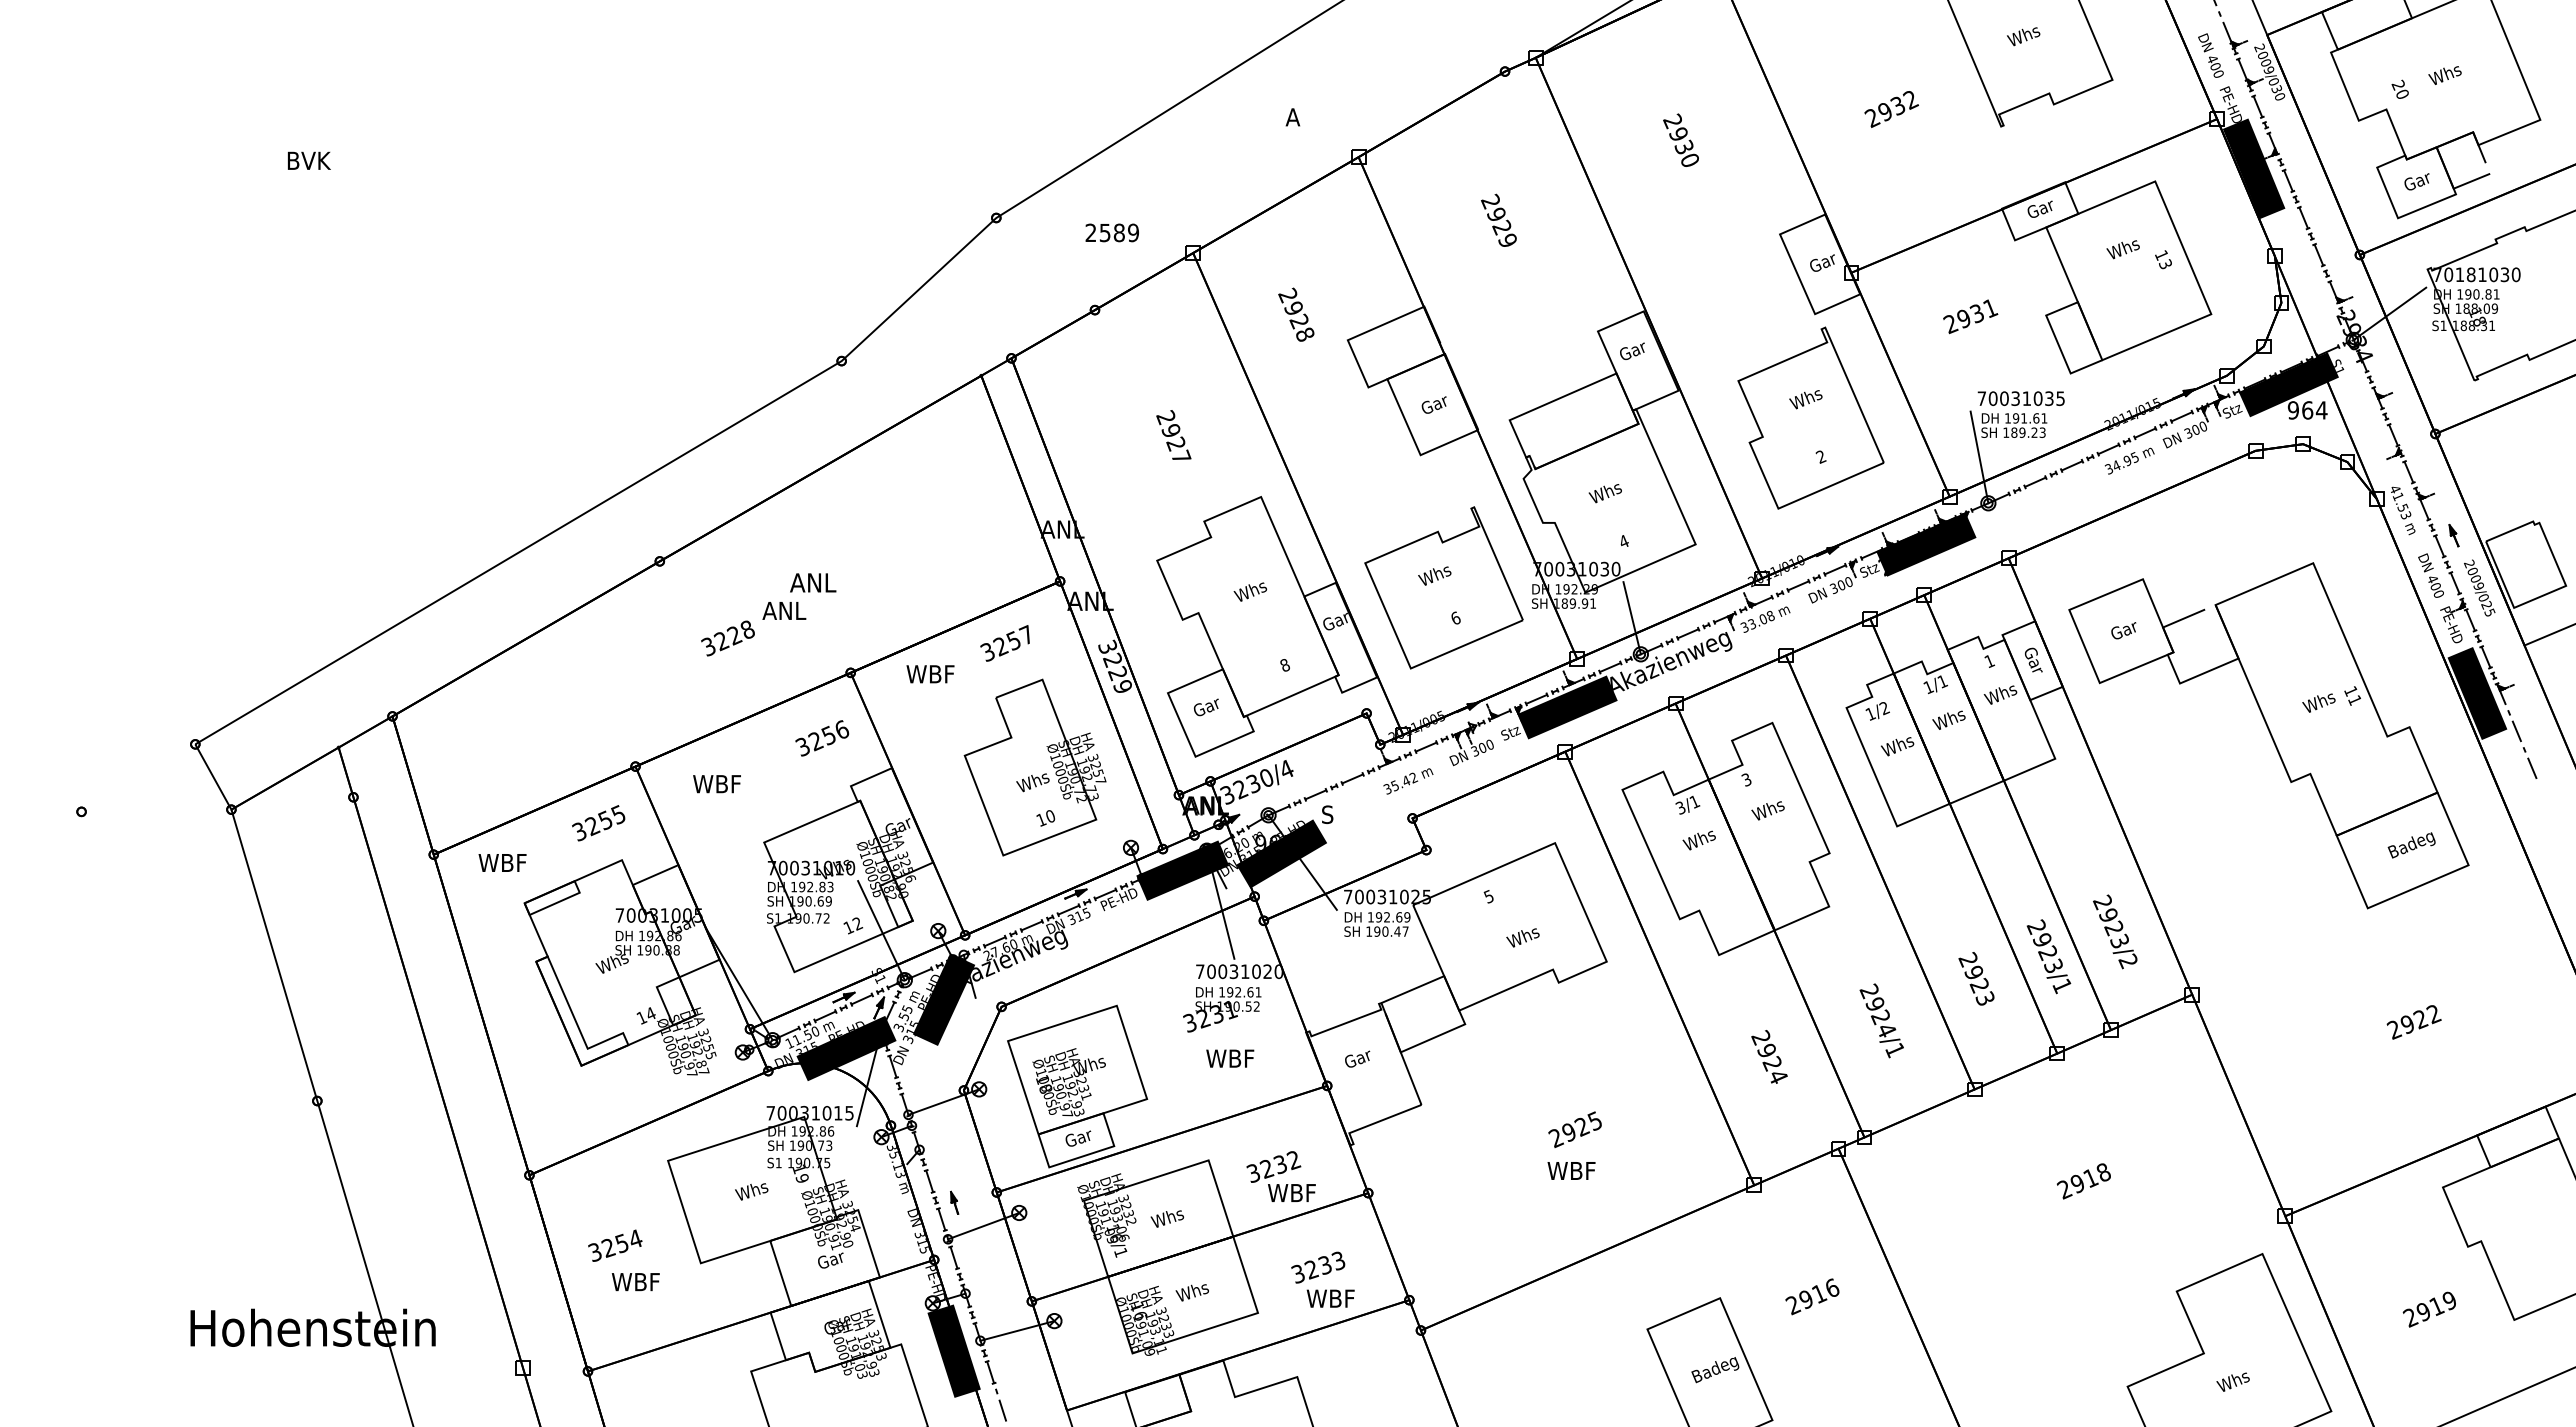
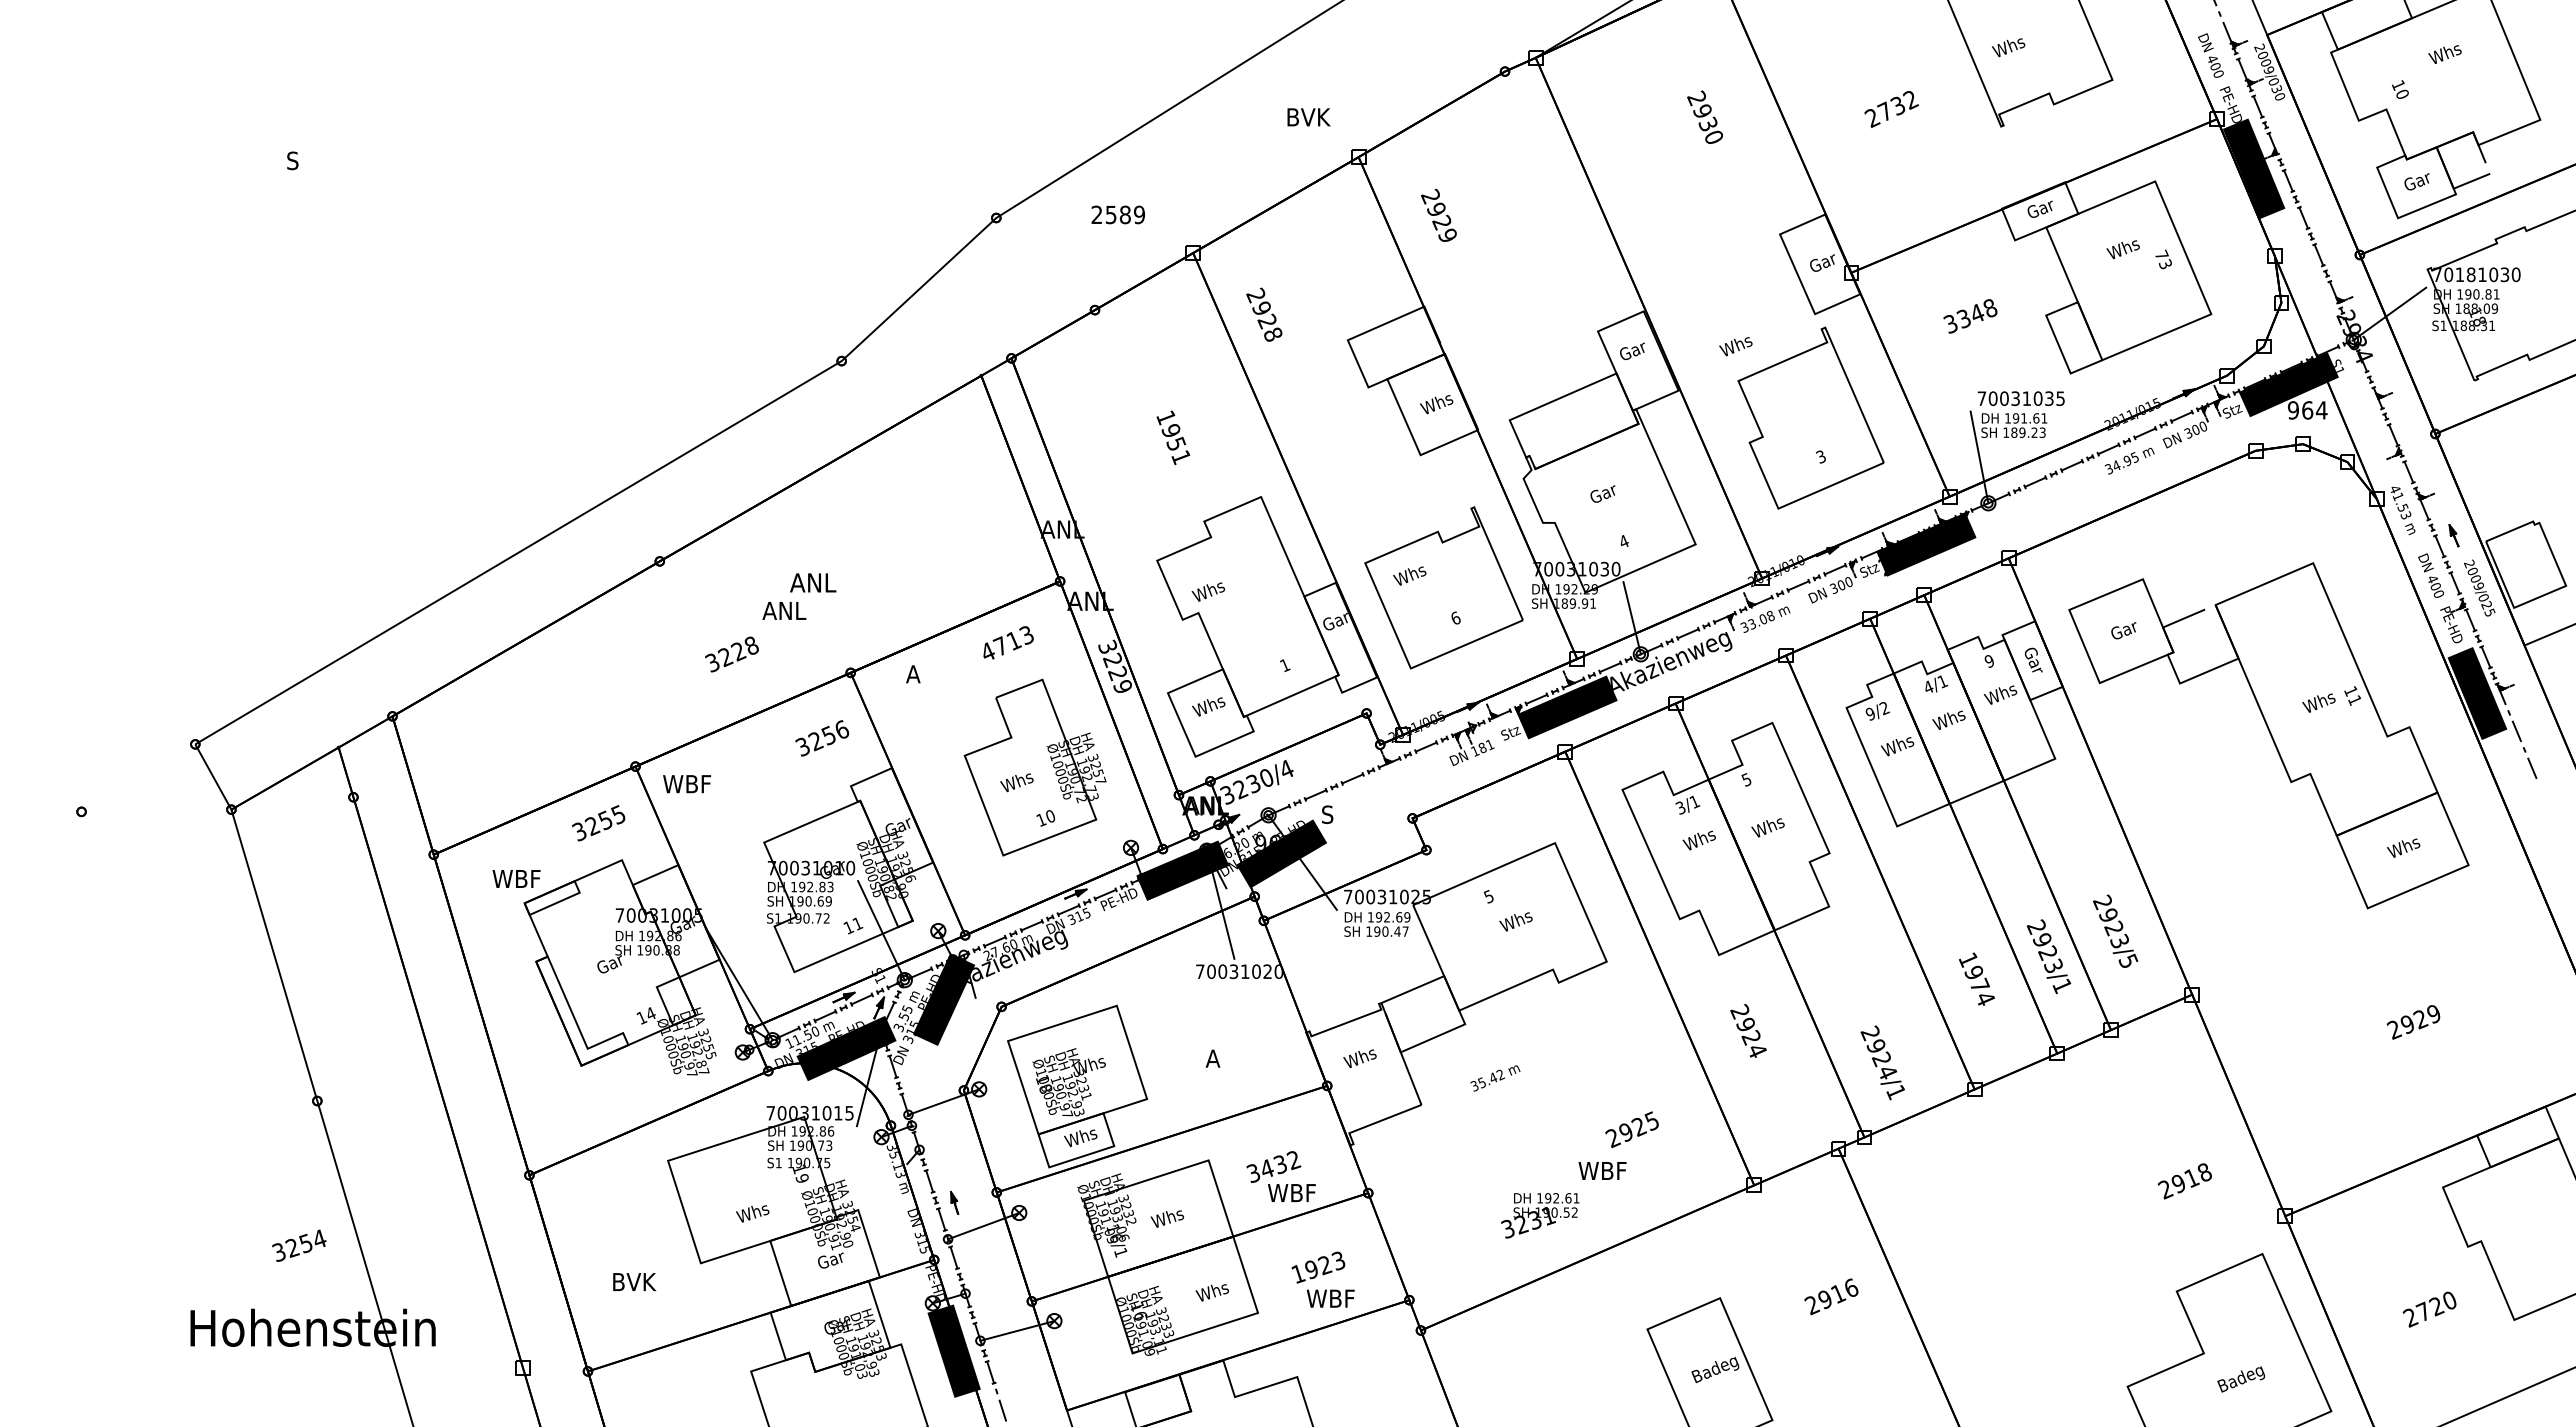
text position: (2023, 36) -> (2008, 47) (2008, 47)
text position: (2444, 75) -> (2444, 54) (2444, 54)
text: 20 -> 10 (2397, 84)
text: 2932 -> 2732 (1884, 111)
text: A -> BVK (1307, 117)
text position: (1680, 139) -> (1704, 116) (1704, 116)
text: BVK -> S (308, 160)
text position: (1498, 219) -> (1438, 214) (1438, 214)
text position: (1111, 232) -> (1117, 214) (1117, 214)
text: 13 -> 73 (2161, 254)
text position: (1296, 314) -> (1264, 314) (1264, 314)
text: 2931 -> 3348 (1970, 316)
text position: (1805, 399) -> (1735, 346) (1735, 346)
text: Gar -> Whs (1436, 404)
text: 2927 -> 1951 (1173, 437)
text: 2 -> 3 (1820, 456)
text: Whs -> Gar (1604, 493)
text position: (1434, 575) -> (1409, 575) (1409, 575)
text position: (1250, 591) -> (1208, 591) (1208, 591)
text position: (727, 638) -> (731, 654) (731, 654)
text: 3257 -> 4713 (1006, 643)
text: 1 -> 9 (1989, 661)
text: 8 -> 1 (1285, 665)
text: WBF -> A (930, 674)
text: 1/1 -> 4/1 (1928, 687)
text: Gar -> Whs (1208, 706)
text: 1/2 -> 9/2 (1870, 713)
text: 300 -> 181 (1482, 747)
text: 3 -> 5 (1746, 778)
text position: (1408, 781) -> (1495, 1078) (1495, 1078)
text position: (1032, 782) -> (1016, 782) (1016, 782)
text position: (716, 784) -> (686, 784) (686, 784)
text position: (1767, 810) -> (1767, 827) (1767, 827)
text: Badeg -> Whs (2410, 845)
text position: (502, 862) -> (516, 878) (516, 878)
text: Whs -> Gar (834, 869)
text: 12 -> 11 (857, 923)
text position: (1522, 937) -> (1515, 921) (1515, 921)
text: 2923/2 -> 2923/5 (2128, 961)
text: Whs -> Gar (611, 963)
text: 2923 -> 1974 (1976, 978)
text position: (1222, 1009) -> (1540, 1215) (1540, 1215)
text: 2922 -> 2929 (2433, 1015)
text position: (1881, 1020) -> (1882, 1062) (1882, 1062)
text position: (1769, 1056) -> (1748, 1030) (1748, 1030)
text: WBF -> A (1229, 1058)
text: Gar -> Whs (1359, 1058)
text position: (1574, 1129) -> (1631, 1129) (1631, 1129)
text: Gar -> Whs (1080, 1138)
text: 3232 -> 3432 (1266, 1168)
text position: (1571, 1170) -> (1602, 1170) (1602, 1170)
text position: (2083, 1181) -> (2184, 1181) (2184, 1181)
text position: (751, 1191) -> (752, 1213) (752, 1213)
text position: (615, 1245) -> (299, 1245) (299, 1245)
text: 3233 -> 1923 (1311, 1269)
text: WBF -> BVK (635, 1282)
text position: (1191, 1292) -> (1211, 1292) (1211, 1292)
text position: (1812, 1296) -> (1831, 1296) (1831, 1296)
text: 2919 -> 2720 (2435, 1306)
text: Whs -> Badeg (2240, 1379)
